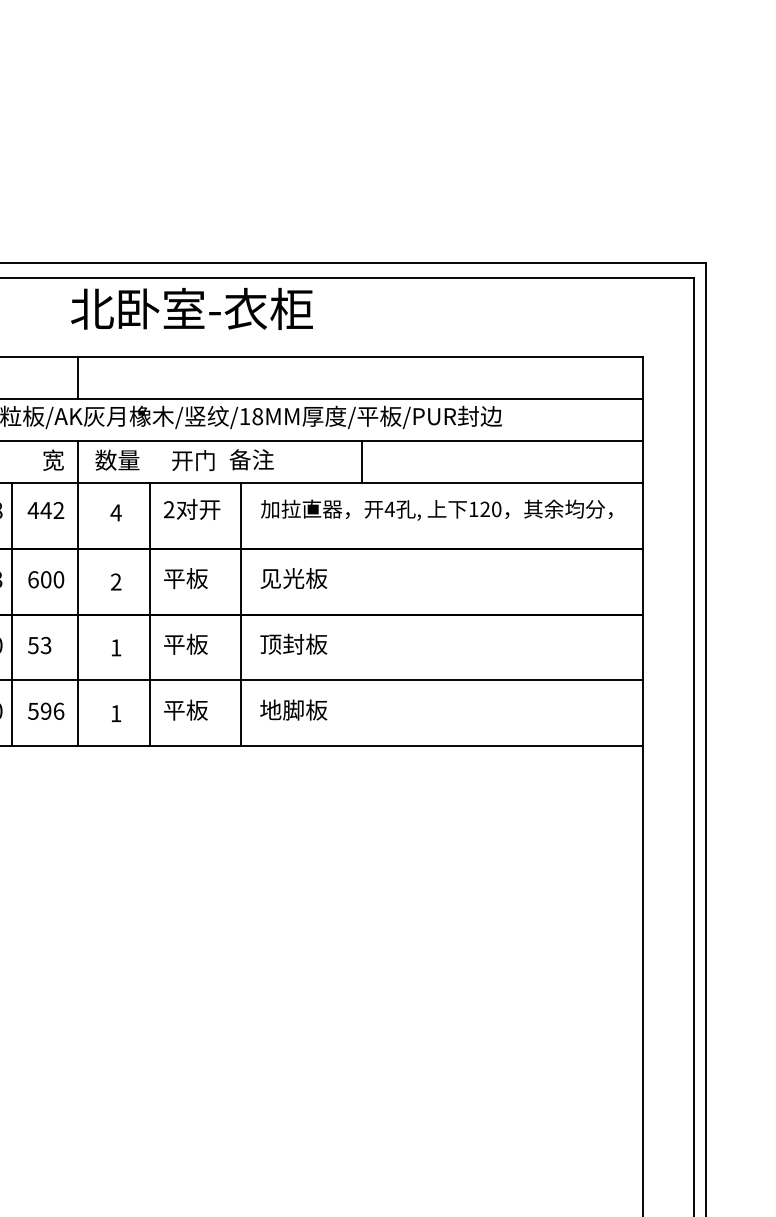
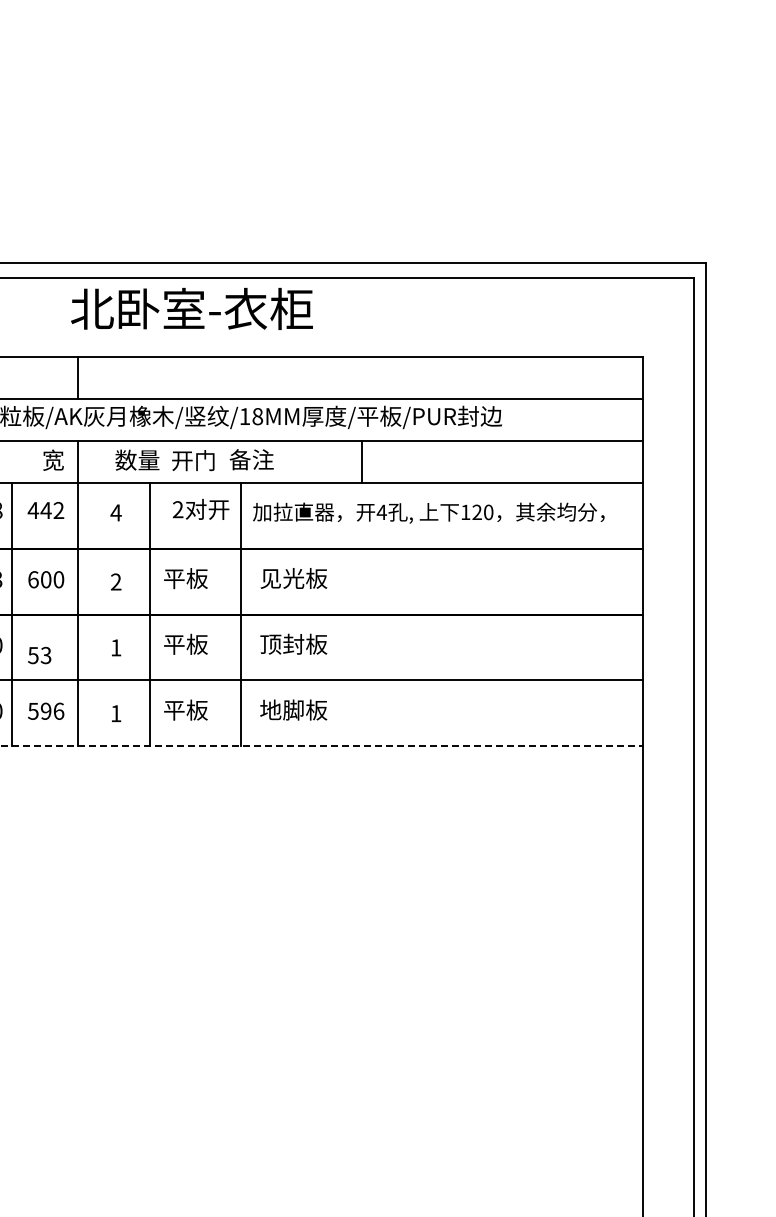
text position: (117, 459) -> (137, 459) (137, 459)
text position: (191, 509) -> (200, 509) (200, 509)
text position: (436, 509) -> (428, 512) (428, 512)
text position: (39, 645) -> (39, 655) (39, 655)
line: solid -> dashed (322, 746)
